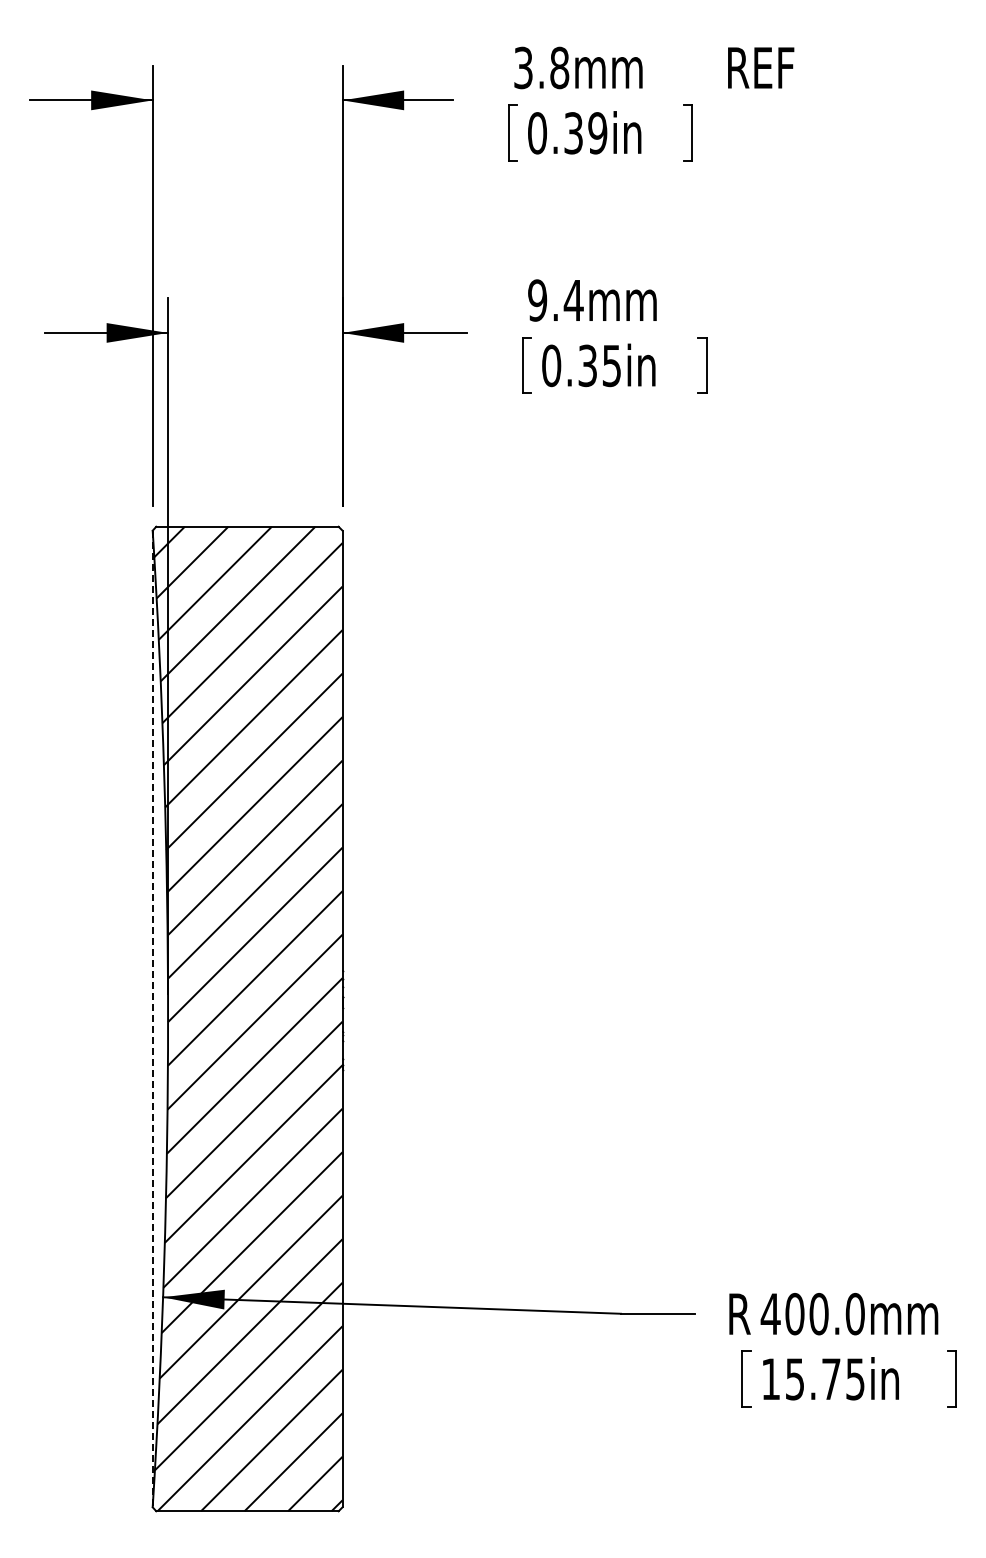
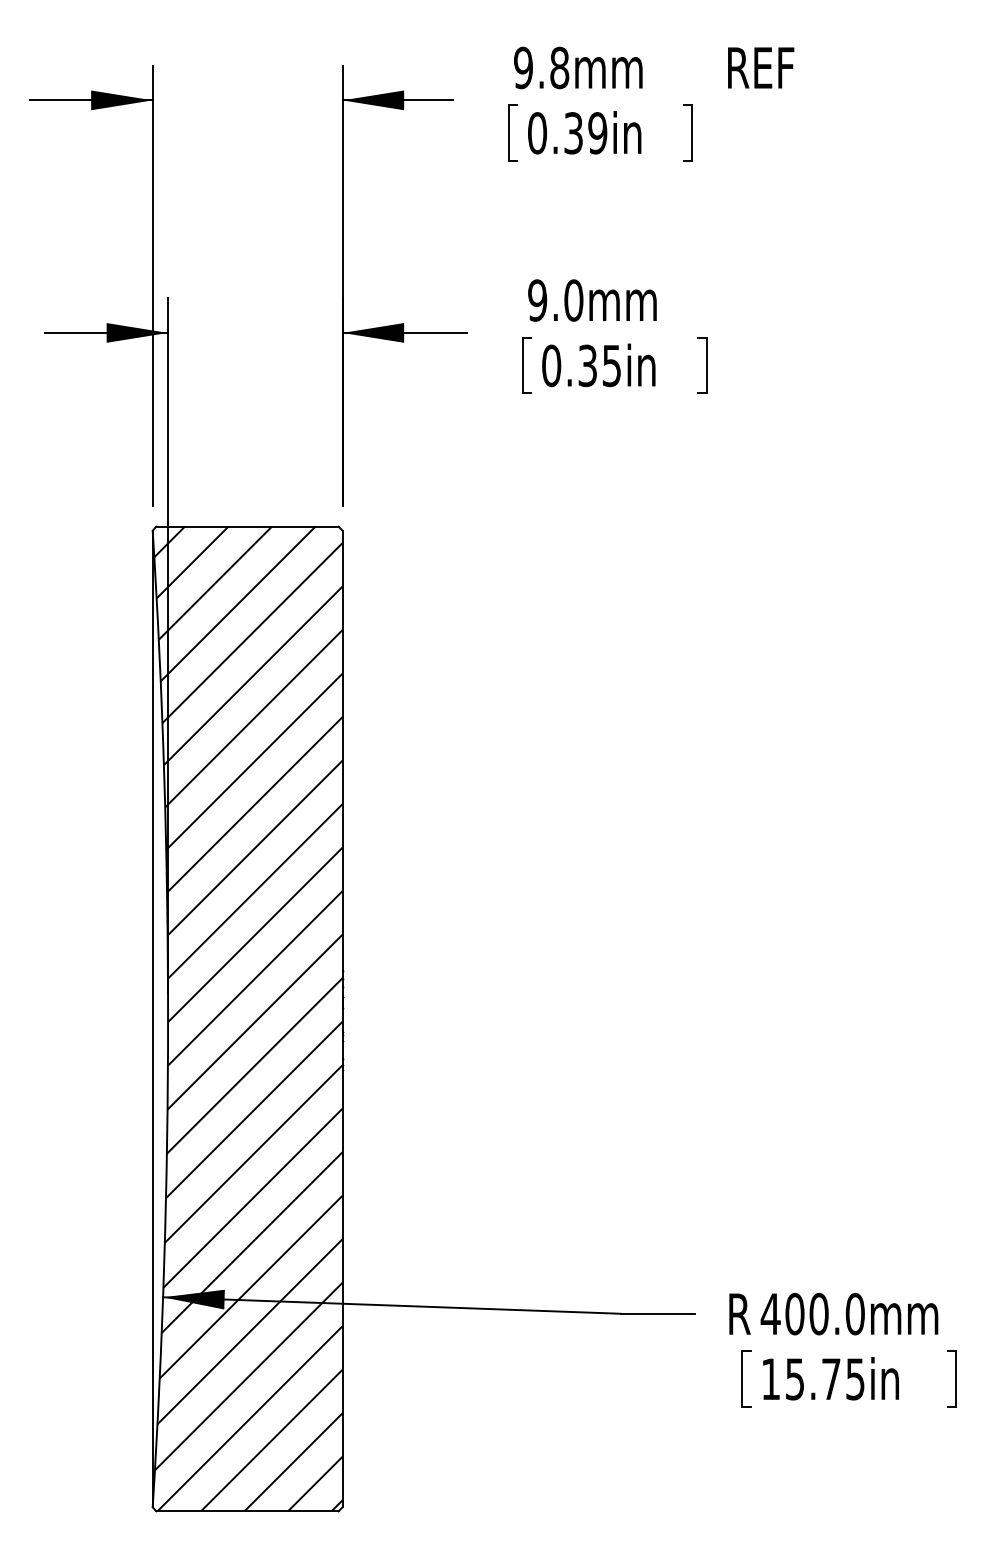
text: 3.8mm -> 9.8mm (523, 67)
text: 9.4mm -> 9.0mm (573, 300)
line: dashed -> solid (152, 1019)
